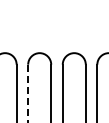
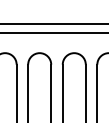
line: none -> present (53, 24)
line: none -> present (53, 33)
line: dashed -> solid (28, 93)
